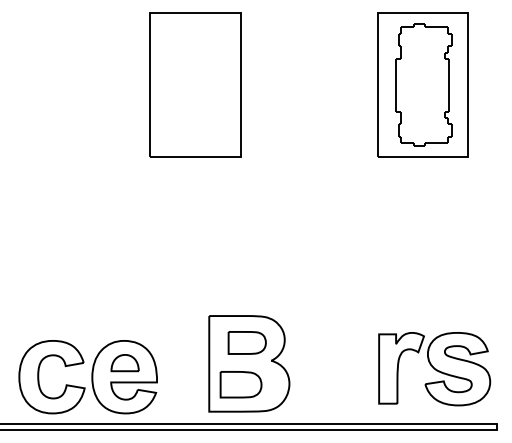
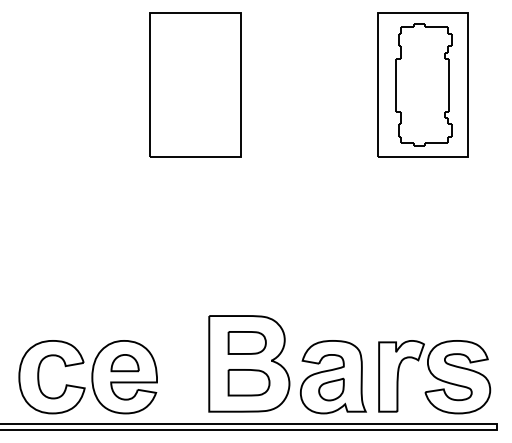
part position: (434, 369) -> (434, 377) (434, 377)
part: none -> present (332, 377)
part position: (240, 384) -> (248, 382) (248, 382)
